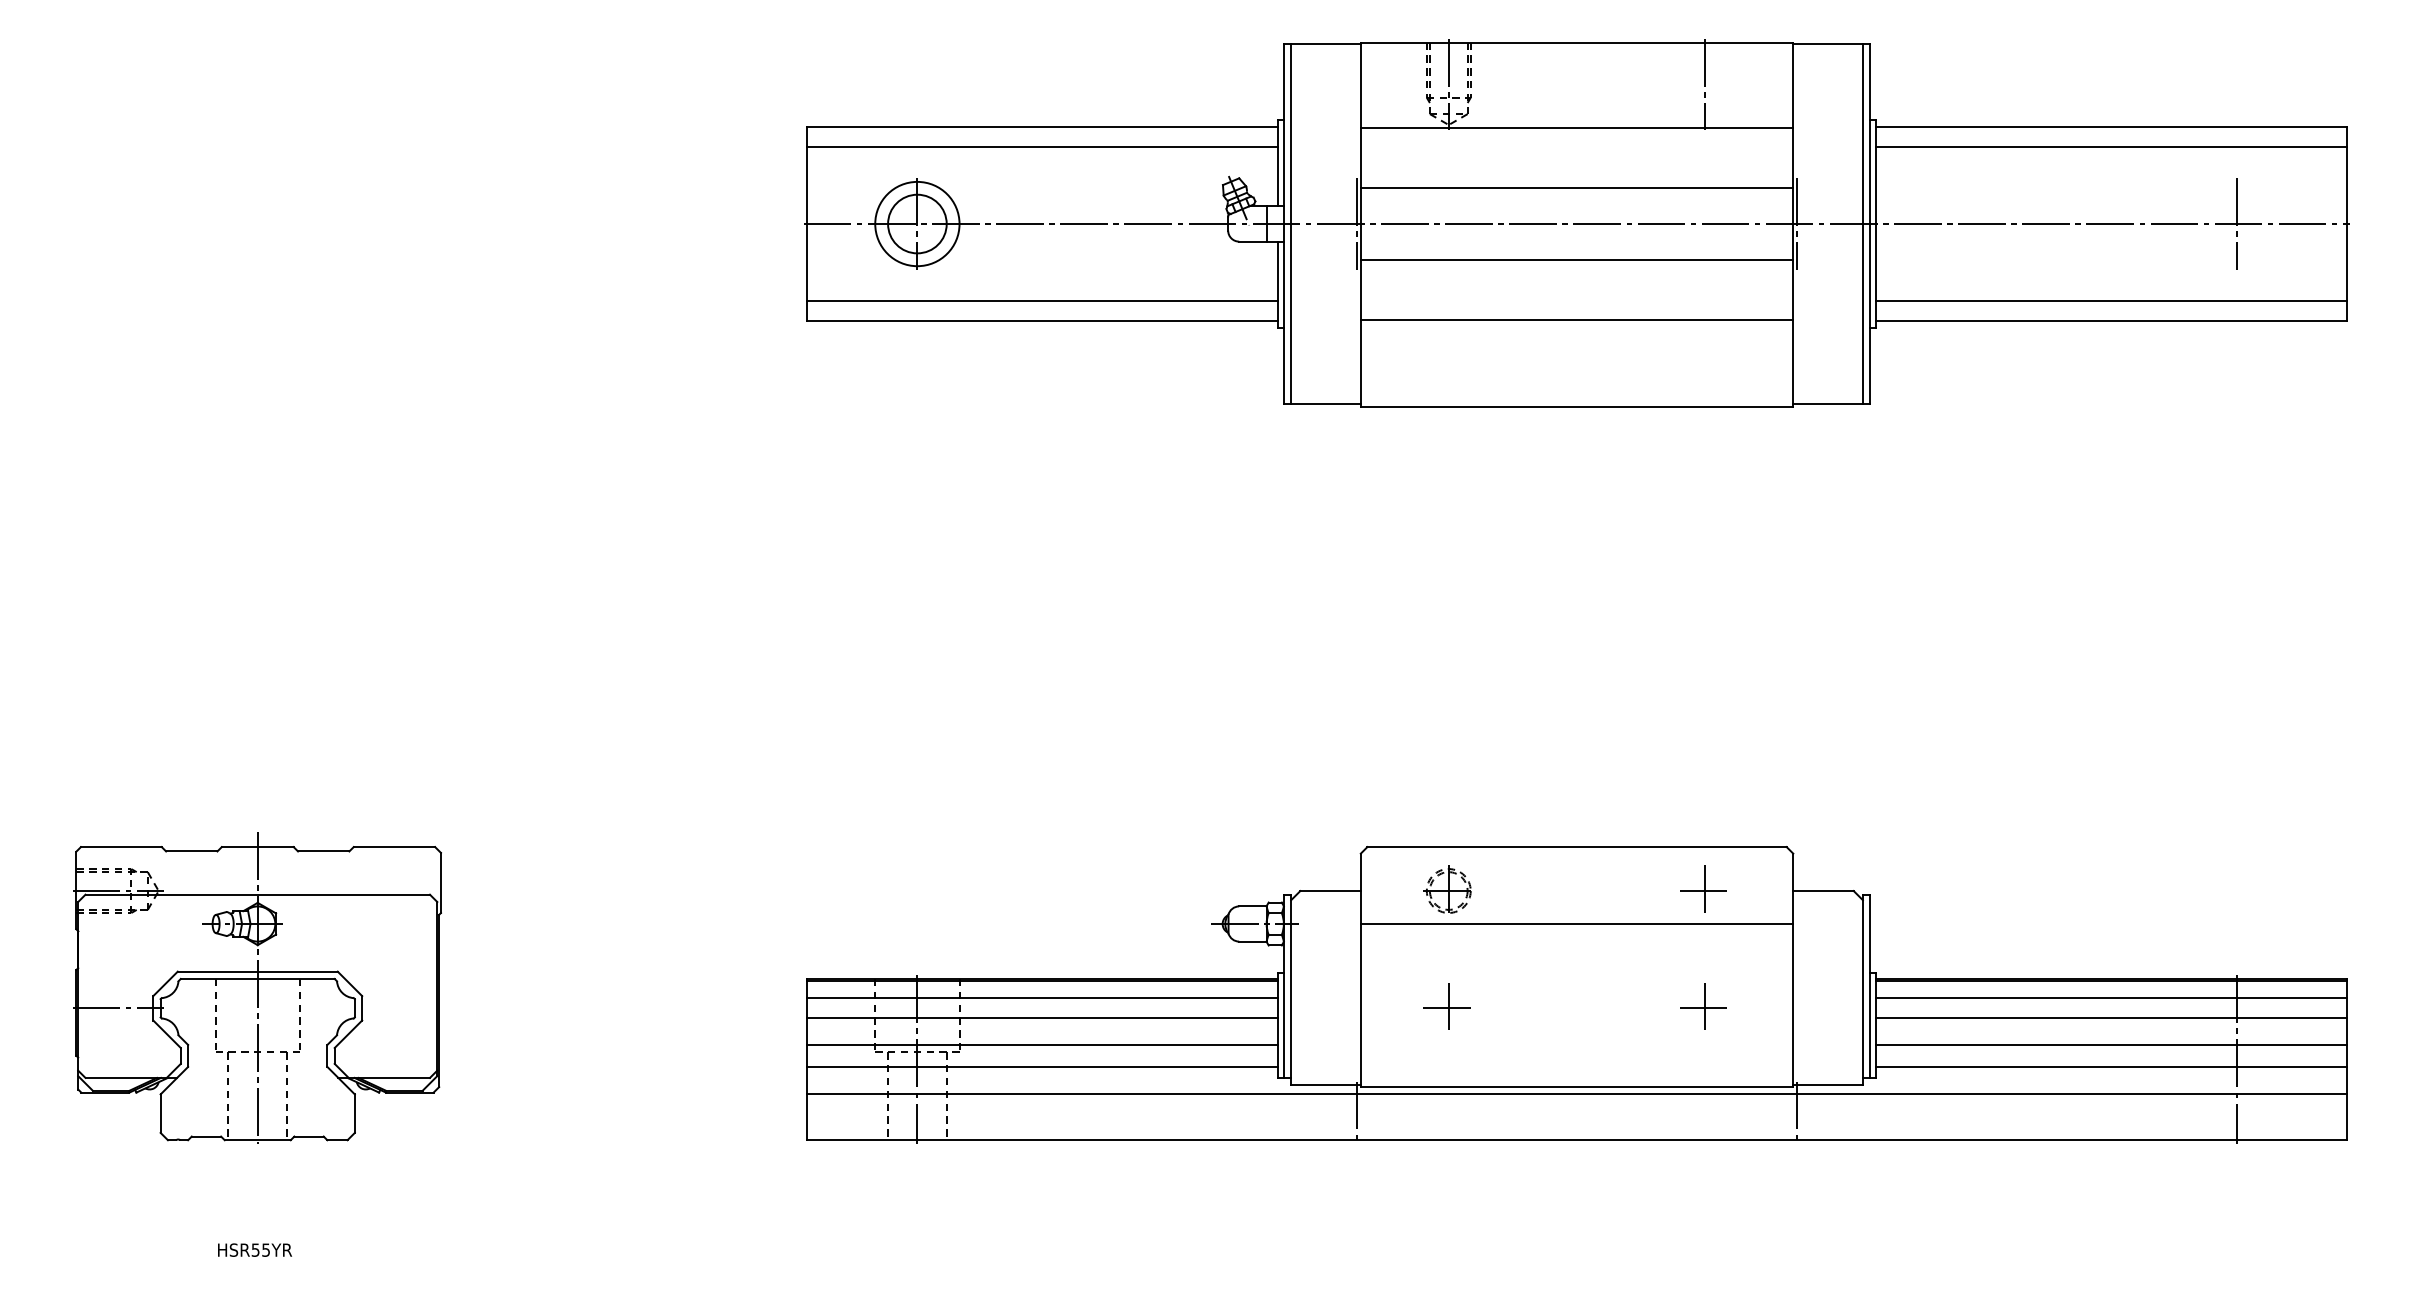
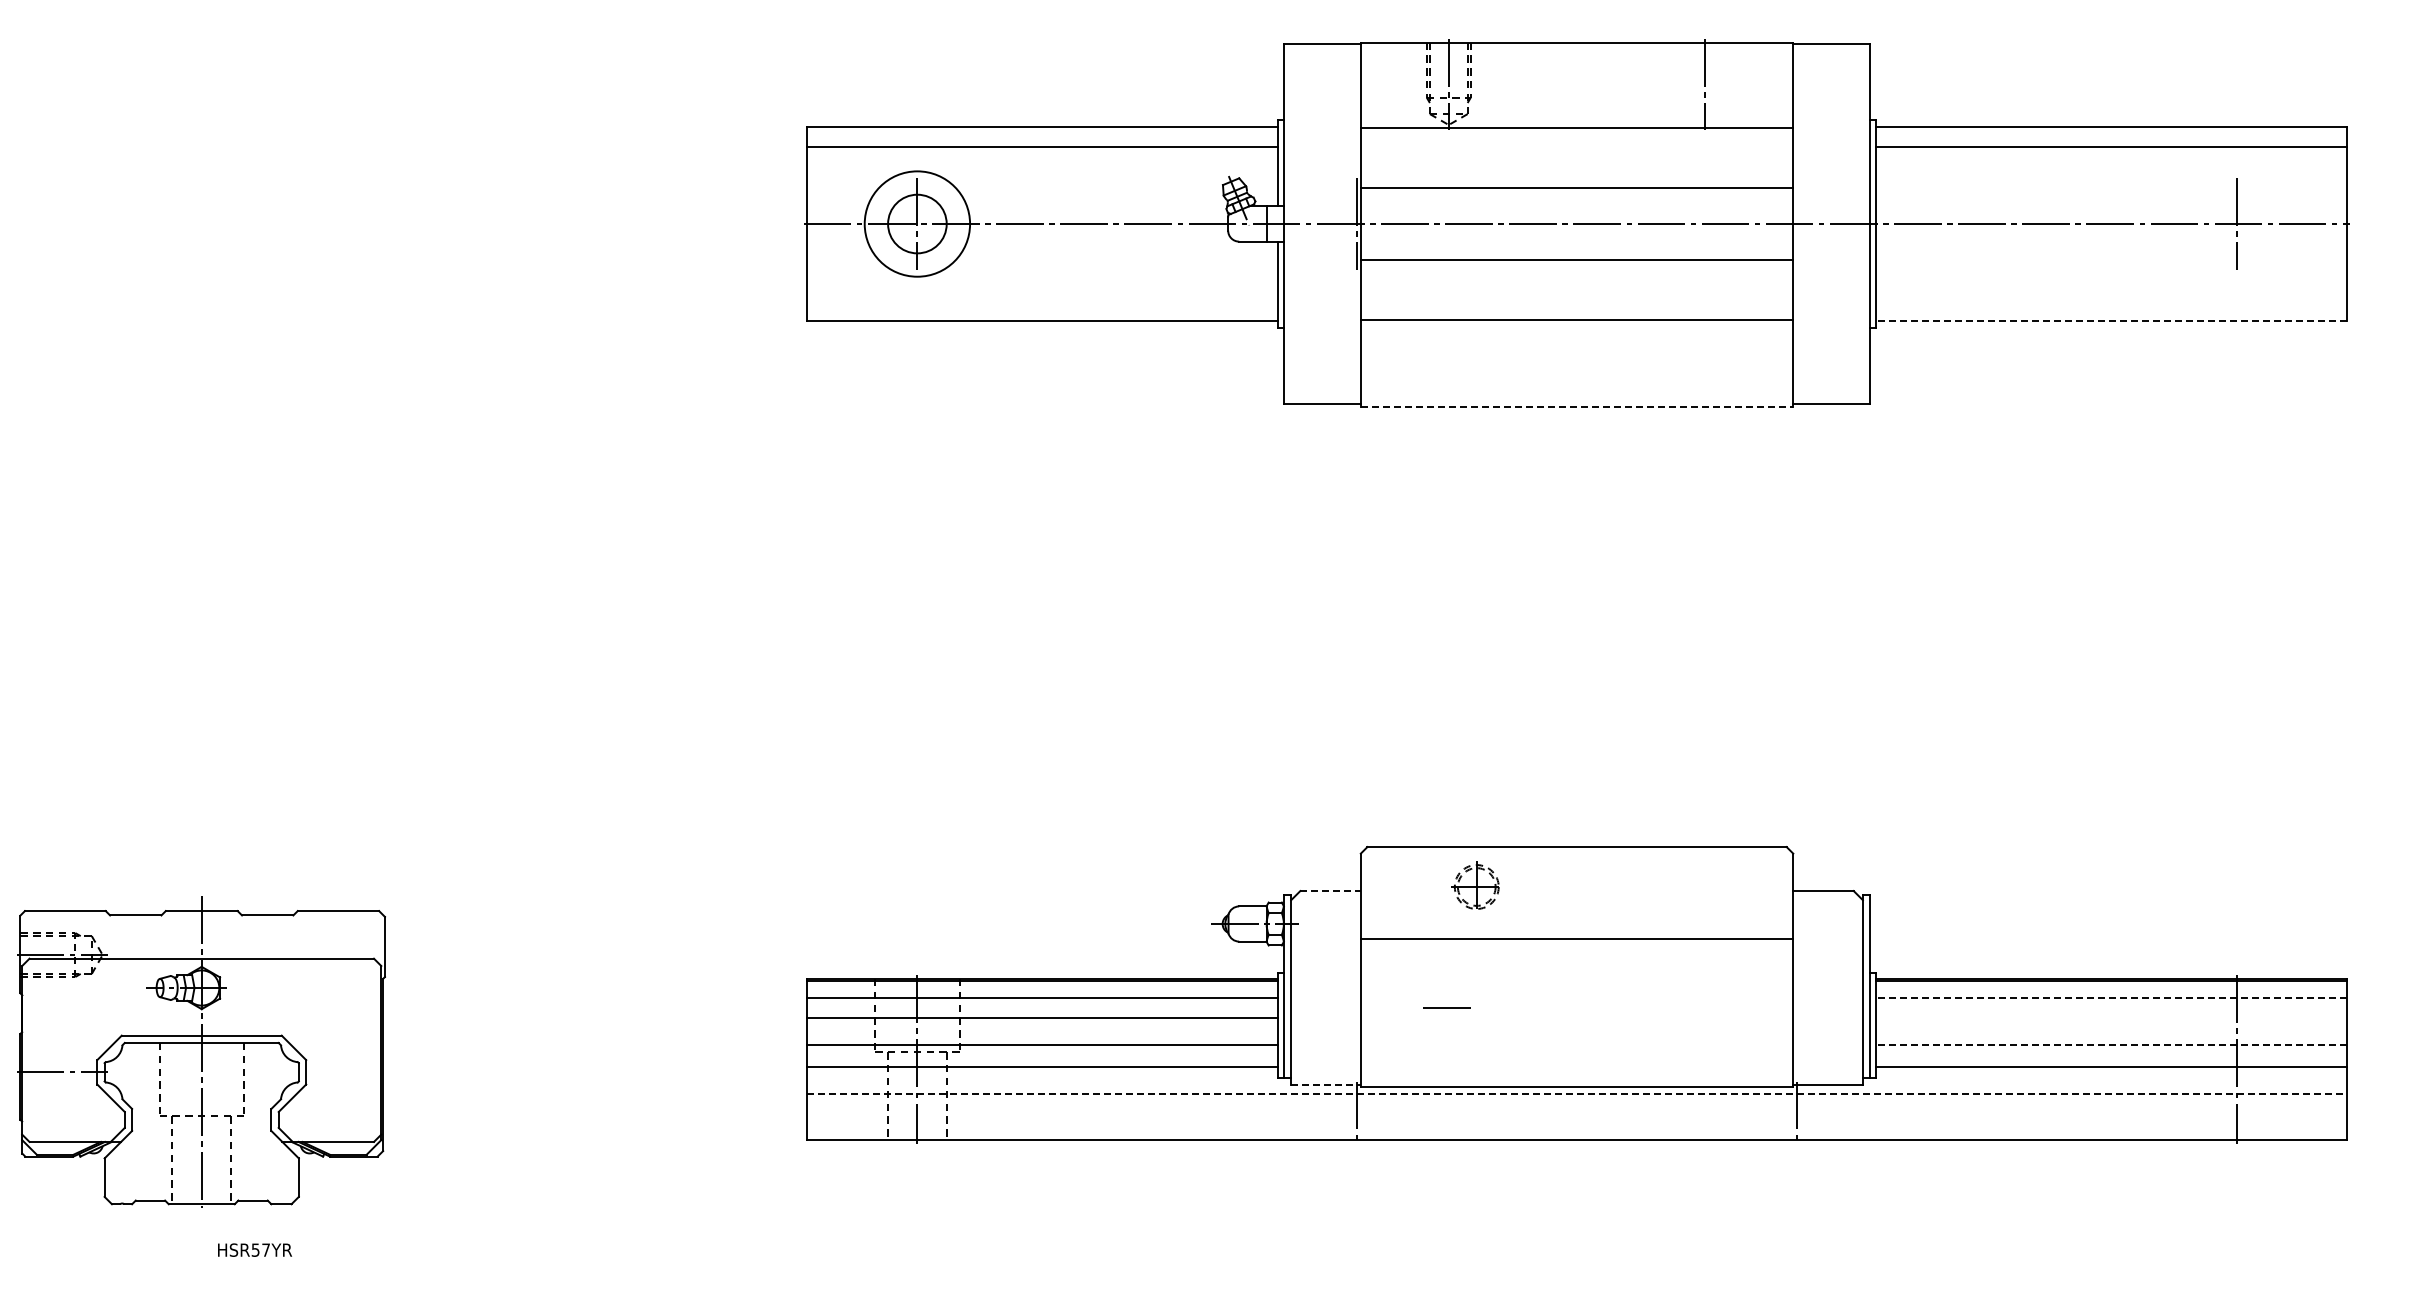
circle diameter: 84 px -> 105 px (917, 223)
line: present -> none (1291, 223)
line: present -> none (1796, 223)
line: present -> none (1862, 223)
line: present -> none (1042, 301)
line: present -> none (2110, 301)
line: solid -> dashed (2110, 321)
line: solid -> dashed (1577, 407)
part: present -> none (1703, 888)
part position: (1447, 889) -> (1475, 885) (1475, 885)
line: solid -> dashed (1331, 891)
line position: (1576, 924) -> (1576, 939) (1576, 939)
part position: (257, 987) -> (201, 1051) (201, 1051)
line: solid -> dashed (2110, 998)
part: present -> none (1703, 1006)
line: present -> none (1448, 1007)
line: present -> none (2110, 1018)
line: solid -> dashed (2110, 1044)
line: solid -> dashed (1326, 1085)
line: solid -> dashed (1577, 1094)
text: HSR55YR -> HSR57YR (265, 1249)
